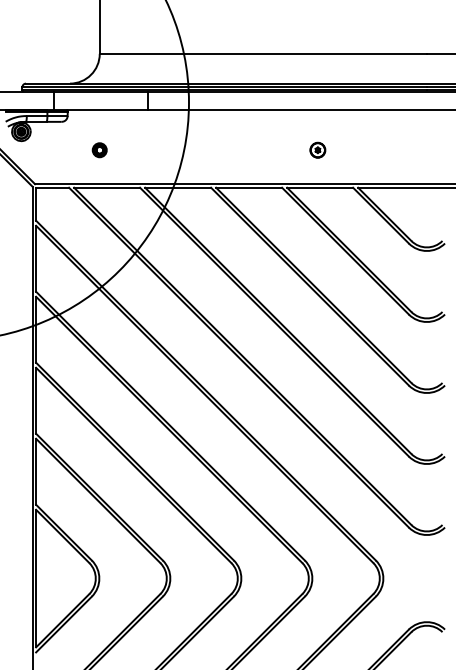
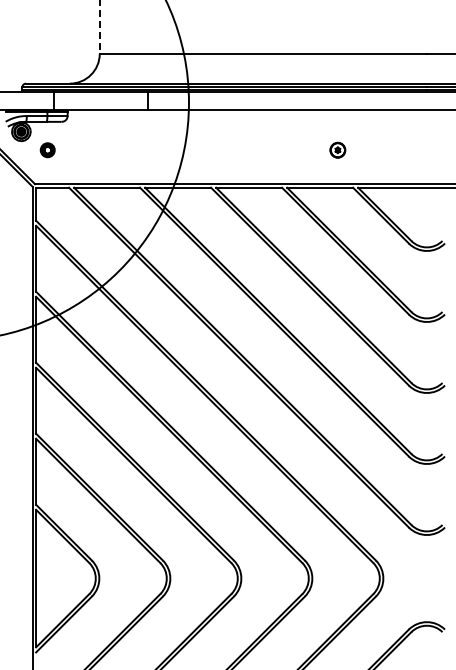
line: solid -> dashed (99, 26)
part position: (317, 149) -> (337, 149) (337, 149)
part position: (99, 150) -> (47, 150) (47, 150)
